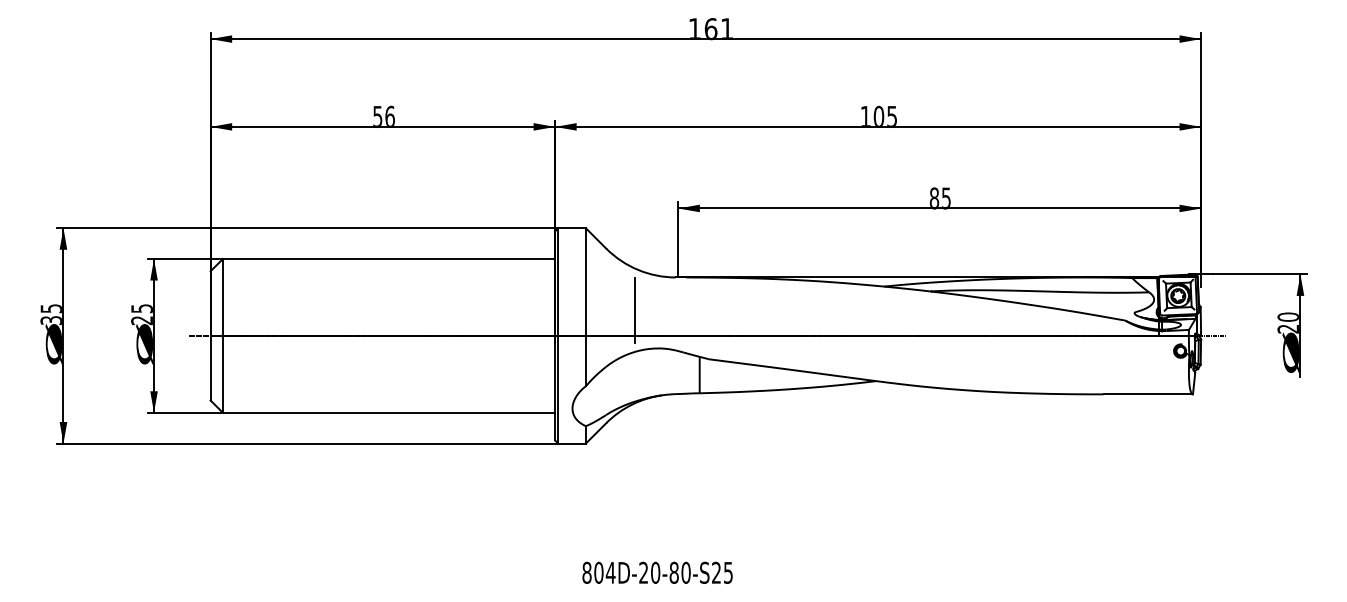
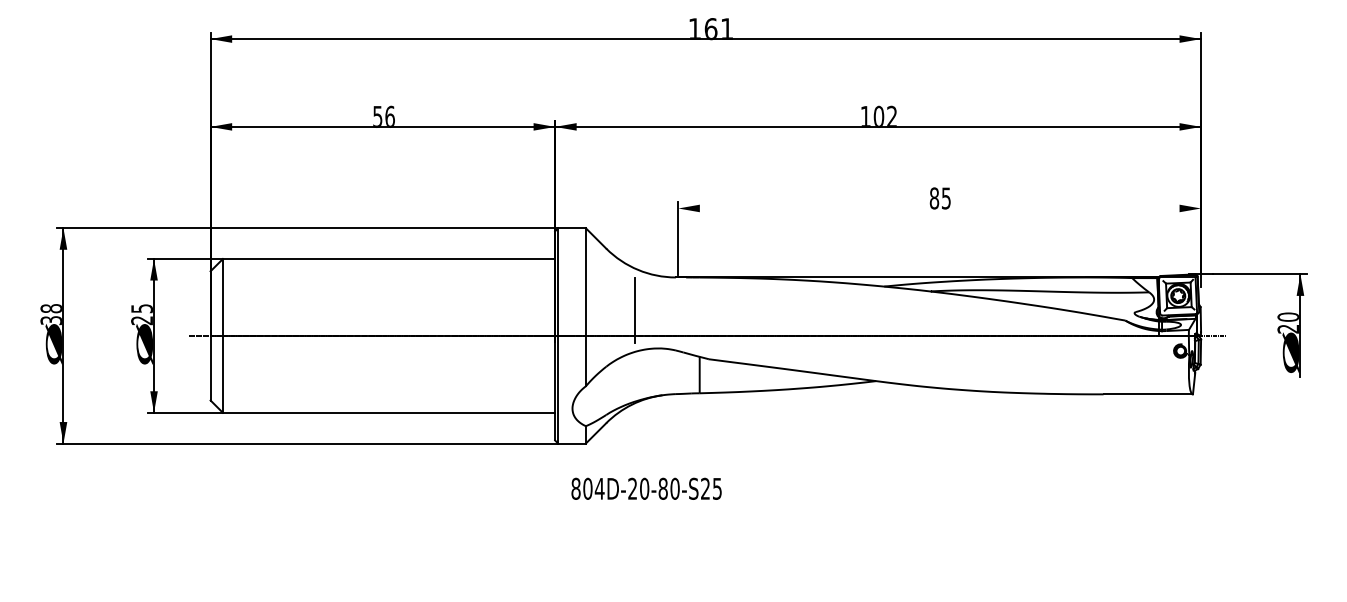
text: 105 -> 102 (891, 115)
line: present -> none (939, 208)
text: 35 -> 38 (50, 308)
text position: (657, 572) -> (646, 488) (646, 488)
